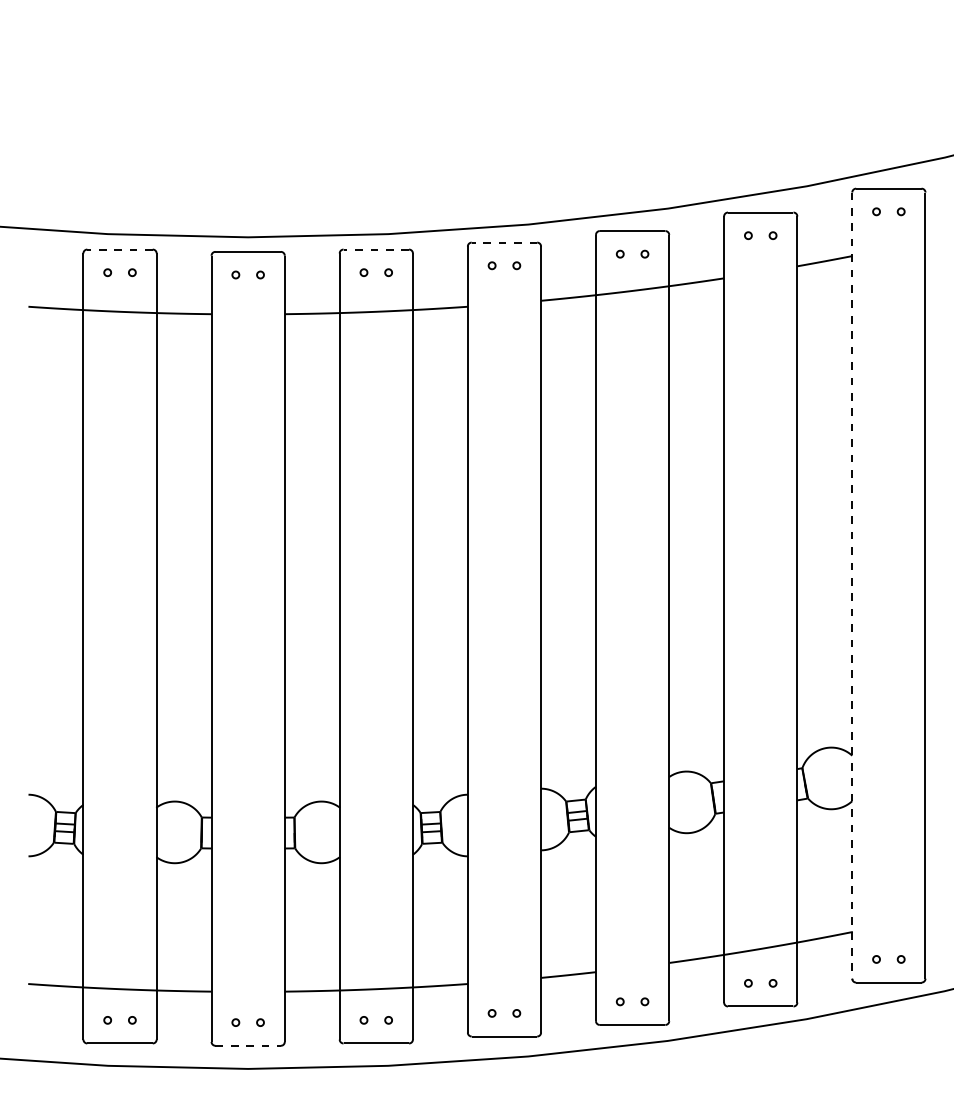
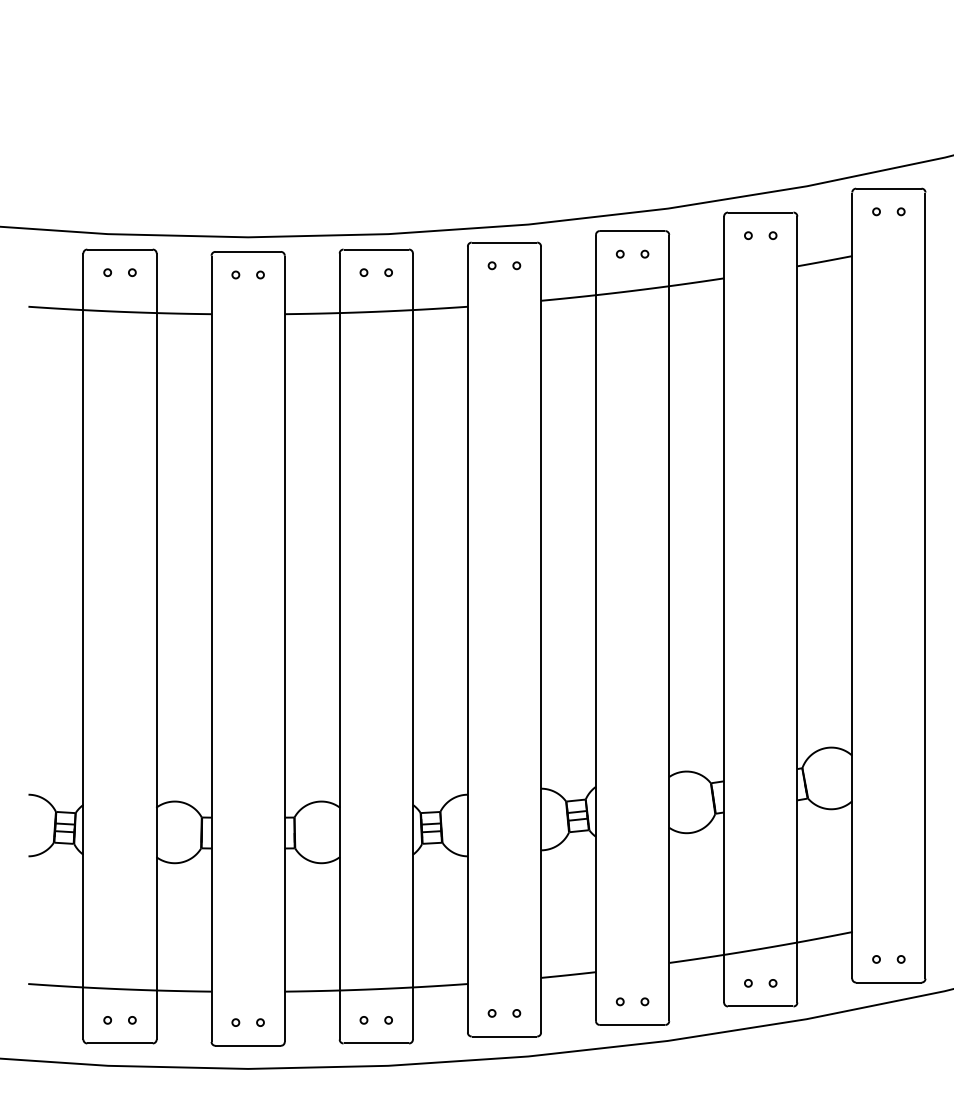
line: dashed -> solid (504, 242)
line: dashed -> solid (120, 249)
line: dashed -> solid (376, 249)
line: dashed -> solid (852, 586)
line: dashed -> solid (248, 1045)
